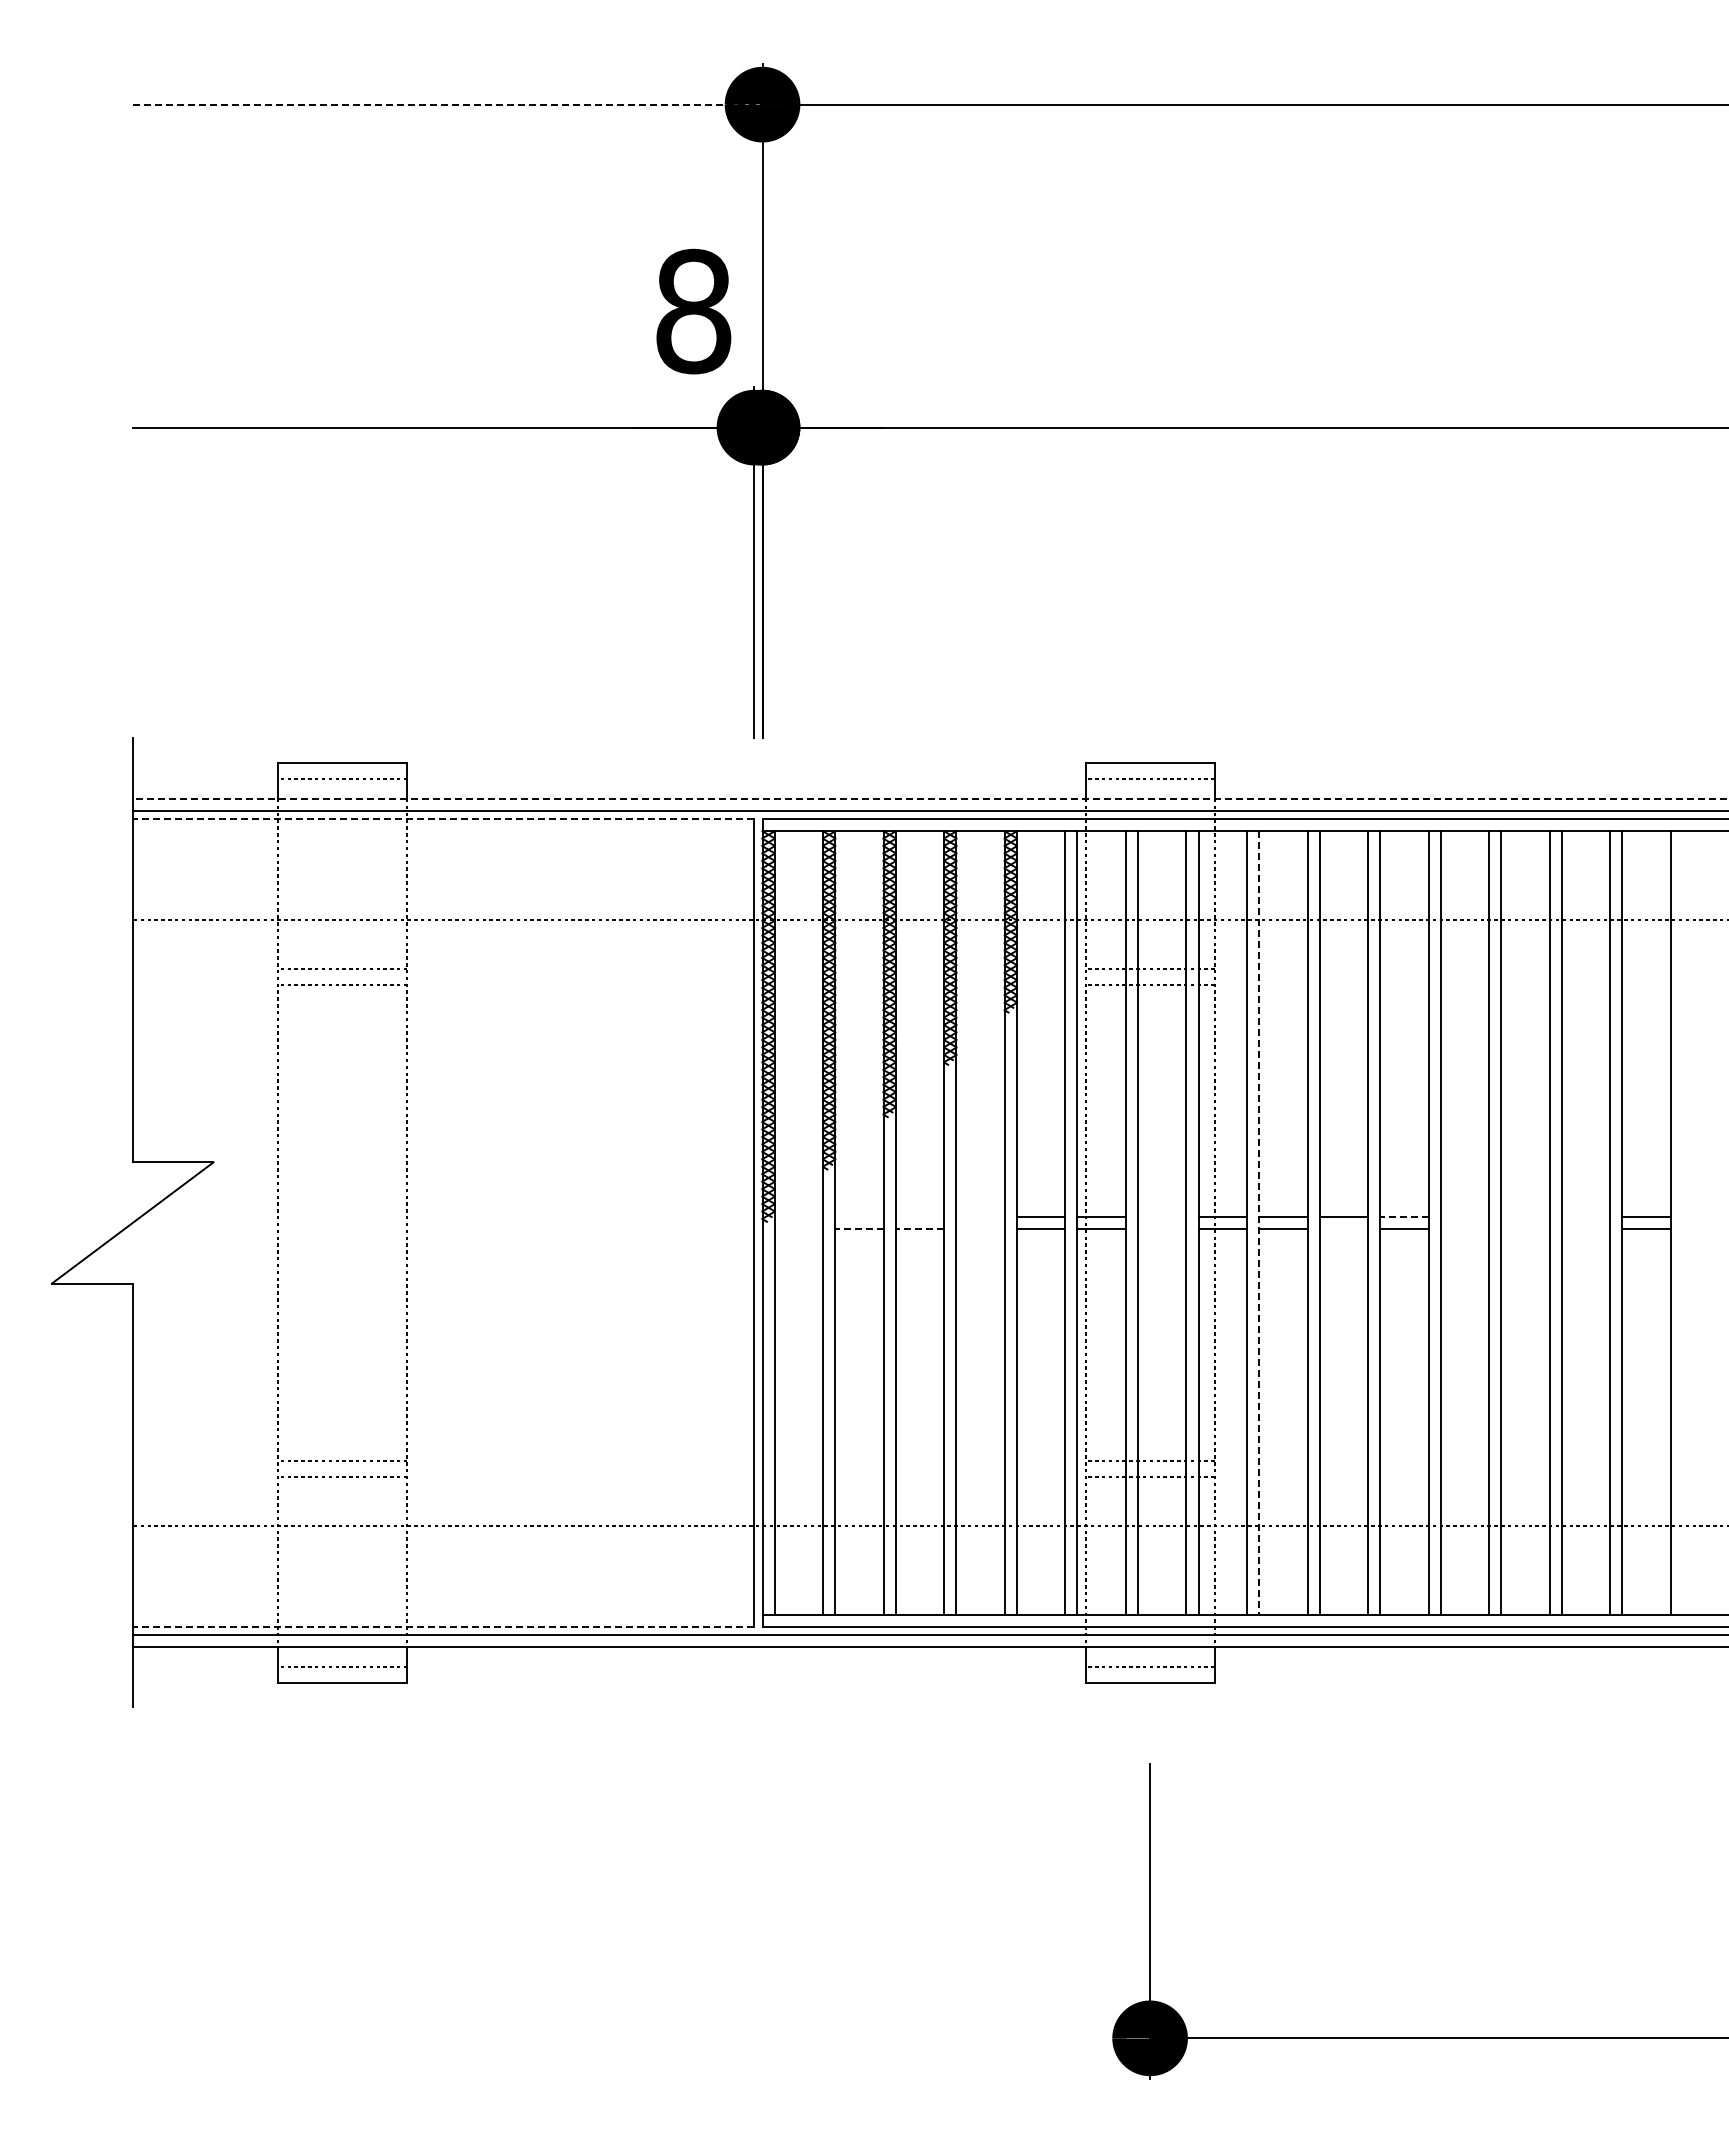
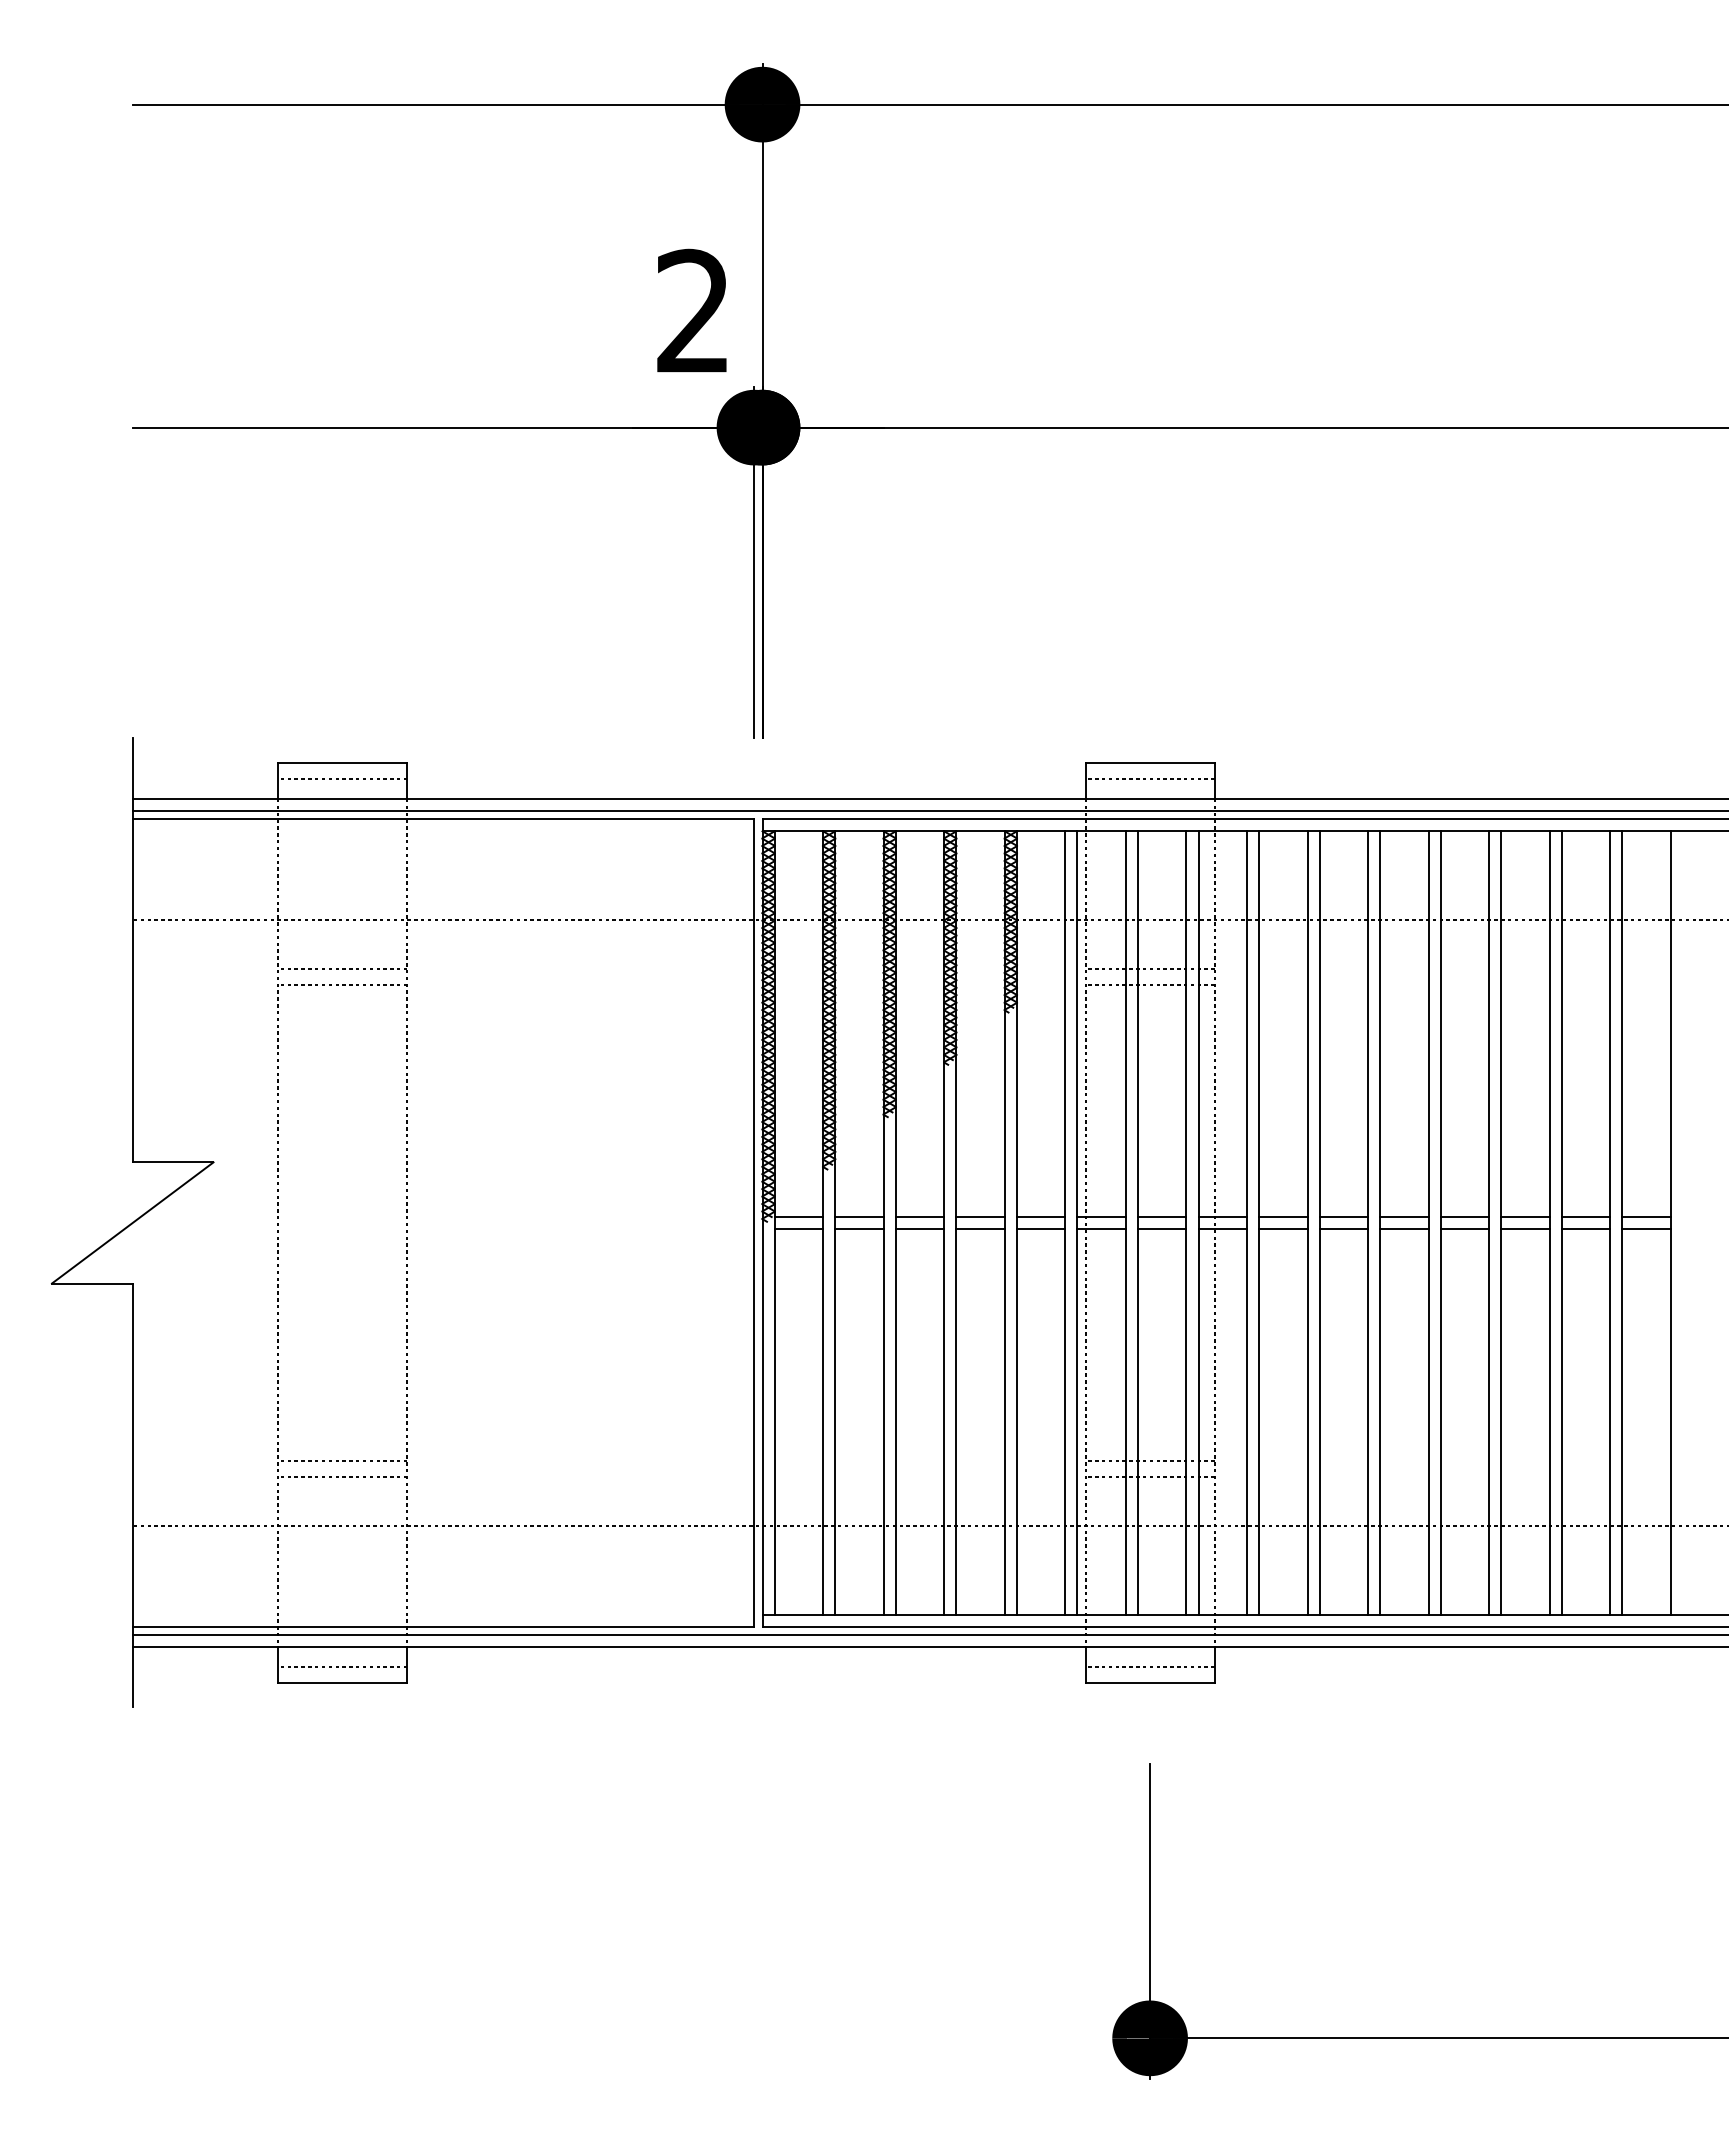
line: dashed -> solid (447, 104)
text: 8 -> 2 (693, 311)
line: dashed -> solid (930, 799)
line: dashed -> solid (443, 819)
line: none -> present (798, 1216)
line: none -> present (859, 1216)
line: none -> present (919, 1216)
line: none -> present (980, 1216)
line: none -> present (1162, 1216)
line: dashed -> solid (1403, 1216)
line: none -> present (1464, 1216)
line: none -> present (1525, 1216)
line: none -> present (1585, 1216)
line: dashed -> solid (1259, 1222)
line: none -> present (798, 1229)
line: dashed -> solid (858, 1229)
line: dashed -> solid (919, 1229)
line: none -> present (980, 1229)
line: none -> present (1162, 1229)
line: none -> present (1343, 1229)
line: none -> present (1464, 1229)
line: none -> present (1525, 1229)
line: none -> present (1585, 1229)
line: dashed -> solid (443, 1626)
